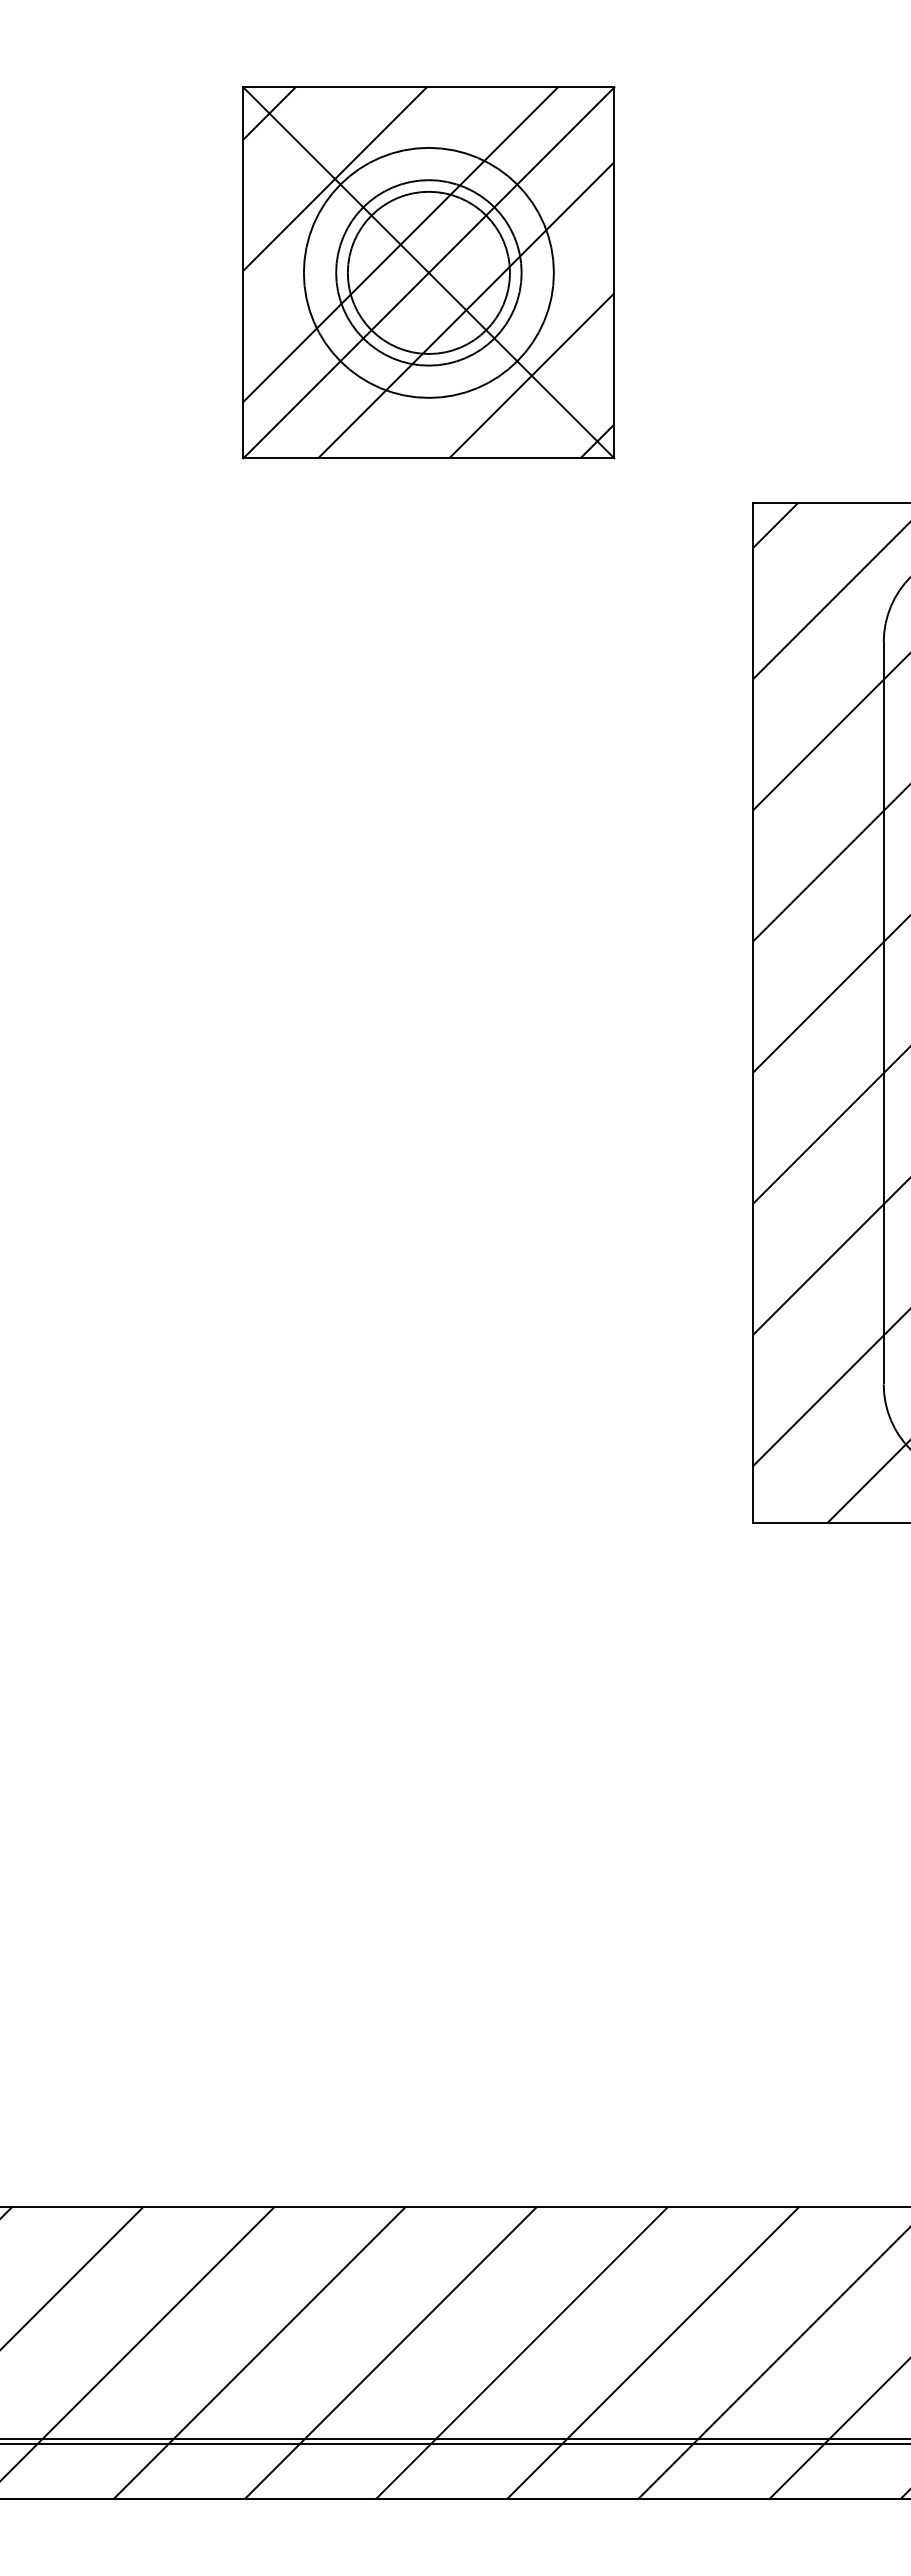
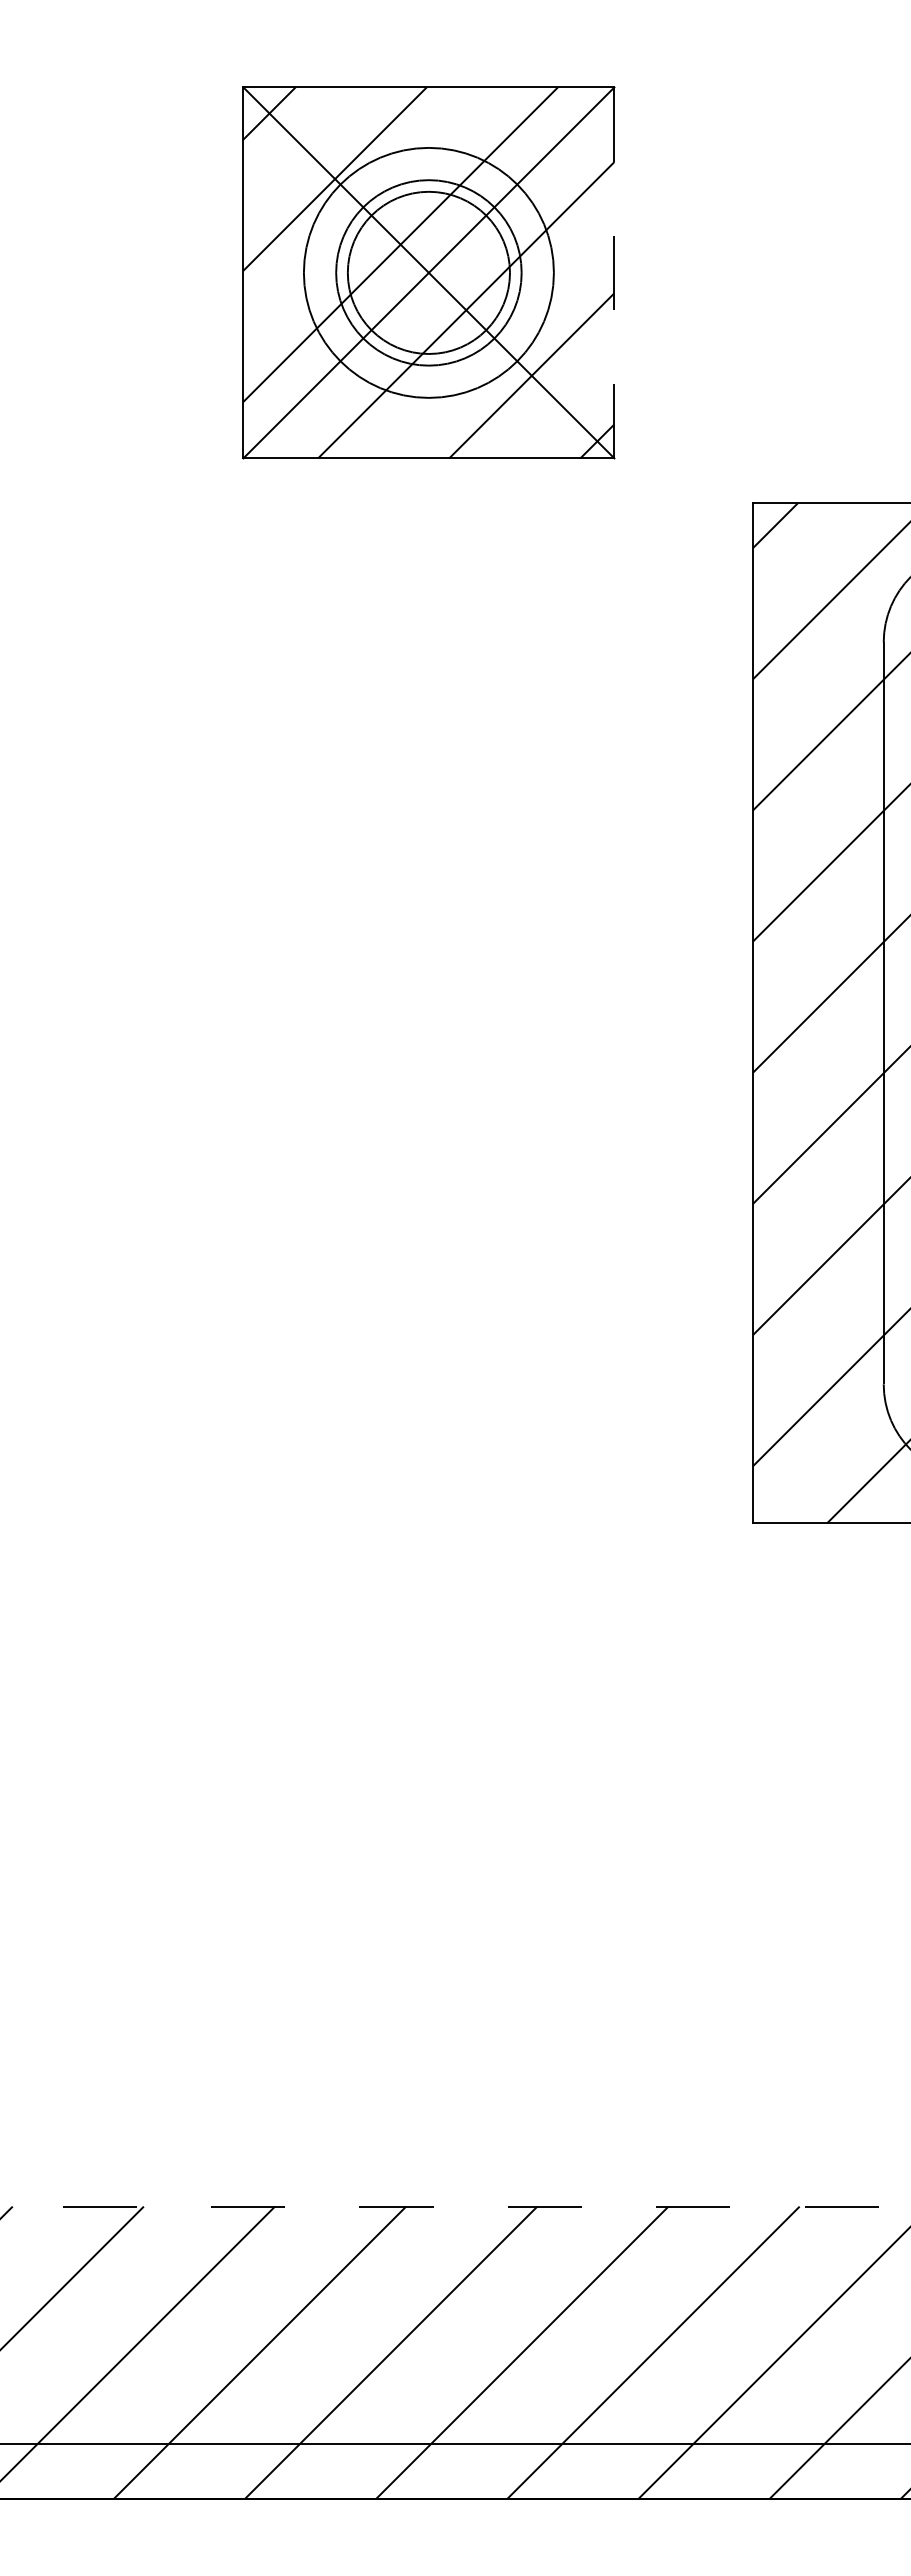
line: solid -> dashed (614, 273)
line: solid -> dashed (455, 2206)
line: present -> none (454, 2439)
